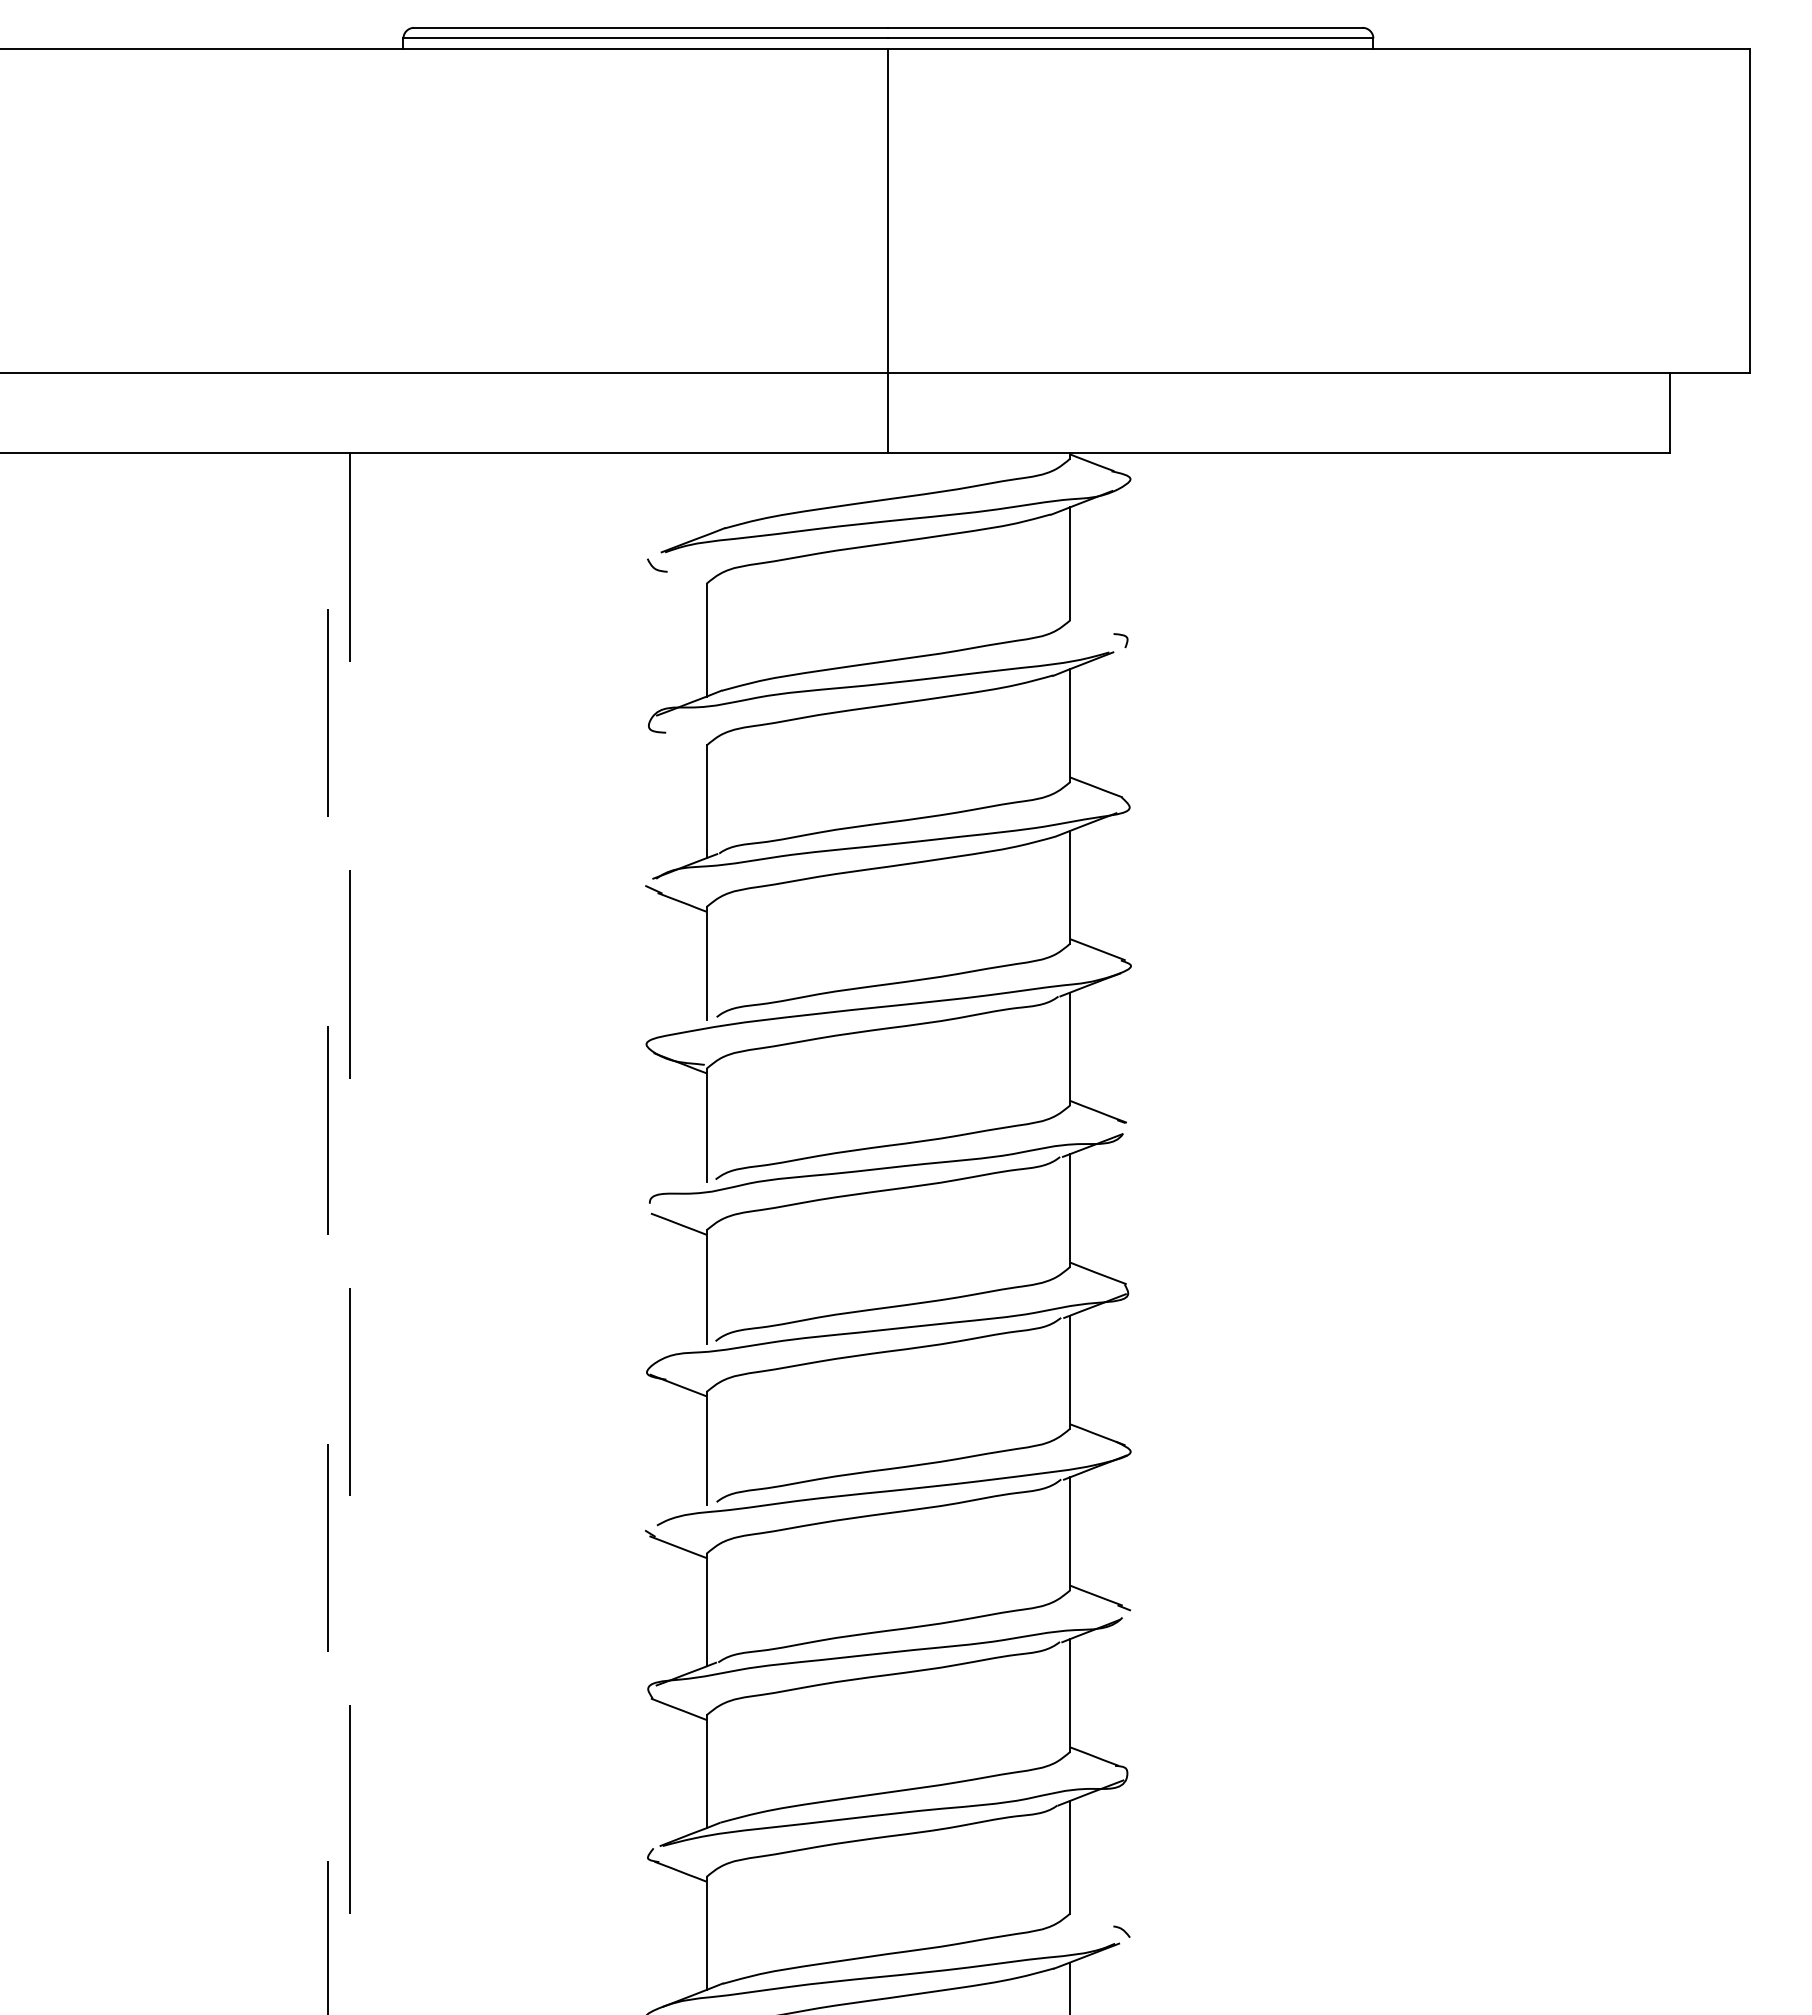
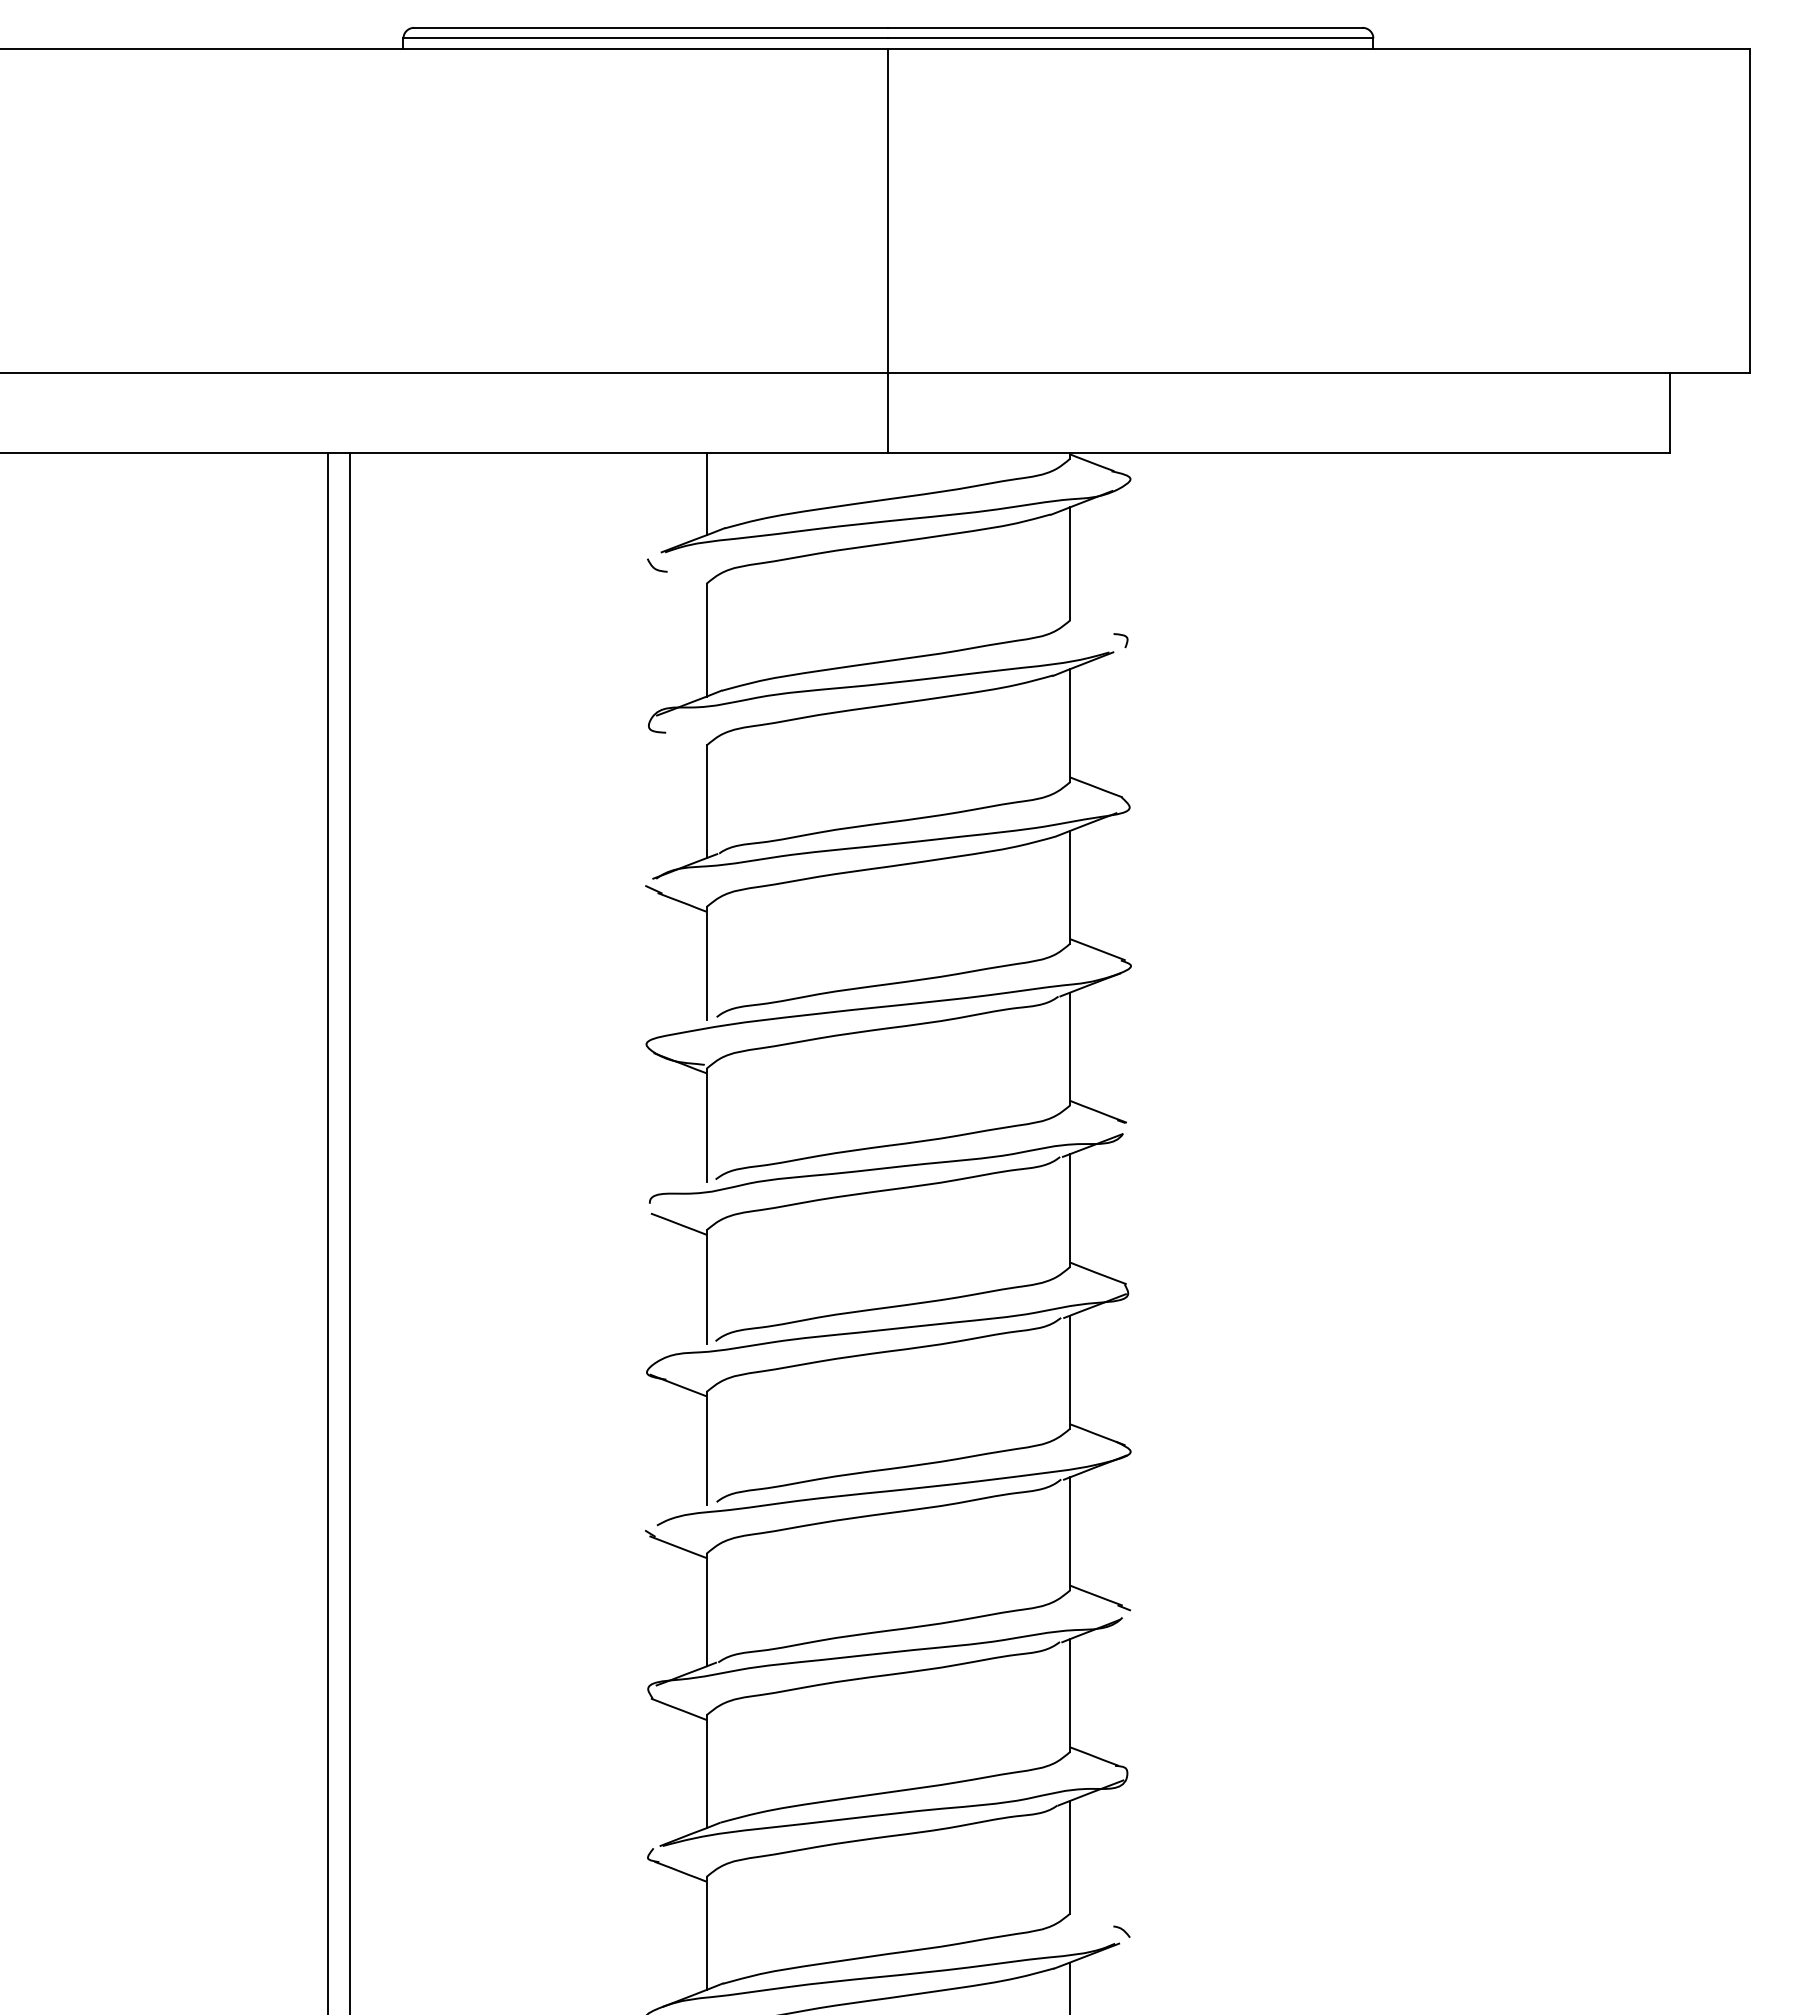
line: none -> present (706, 493)
line: dashed -> solid (328, 1233)
line: dashed -> solid (349, 1233)
